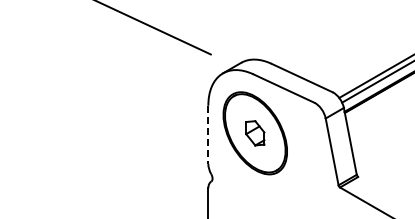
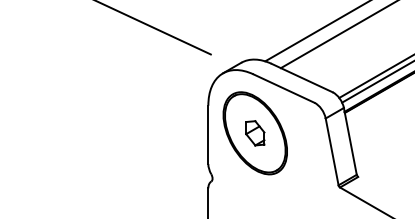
line: none -> present (316, 31)
line: none -> present (337, 35)
line: dashed -> solid (208, 135)
